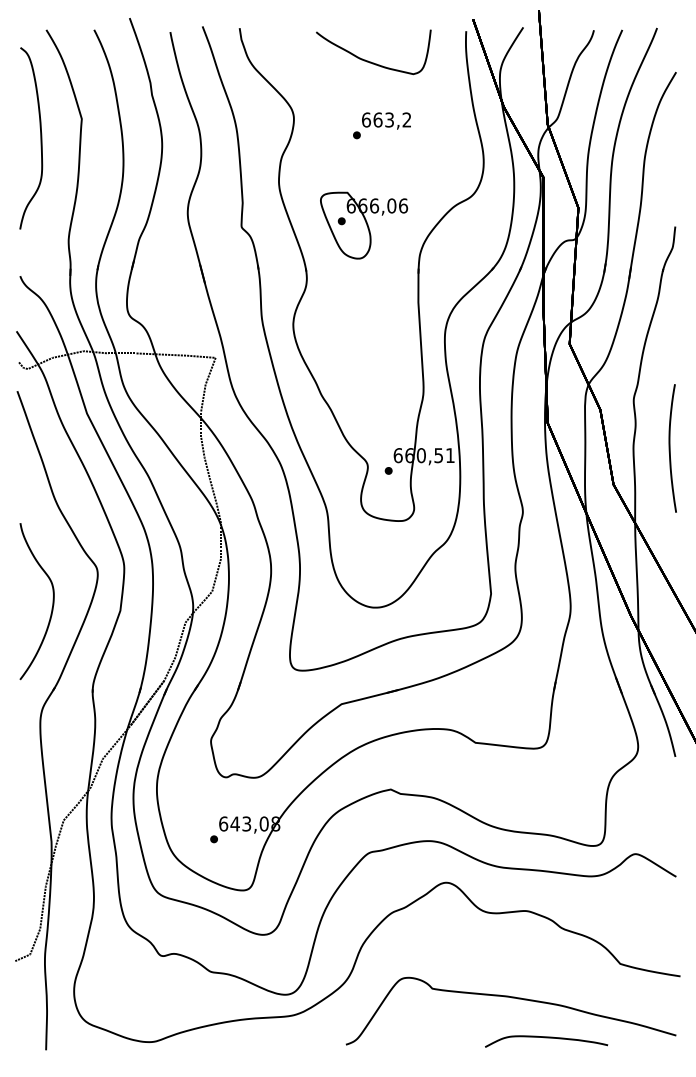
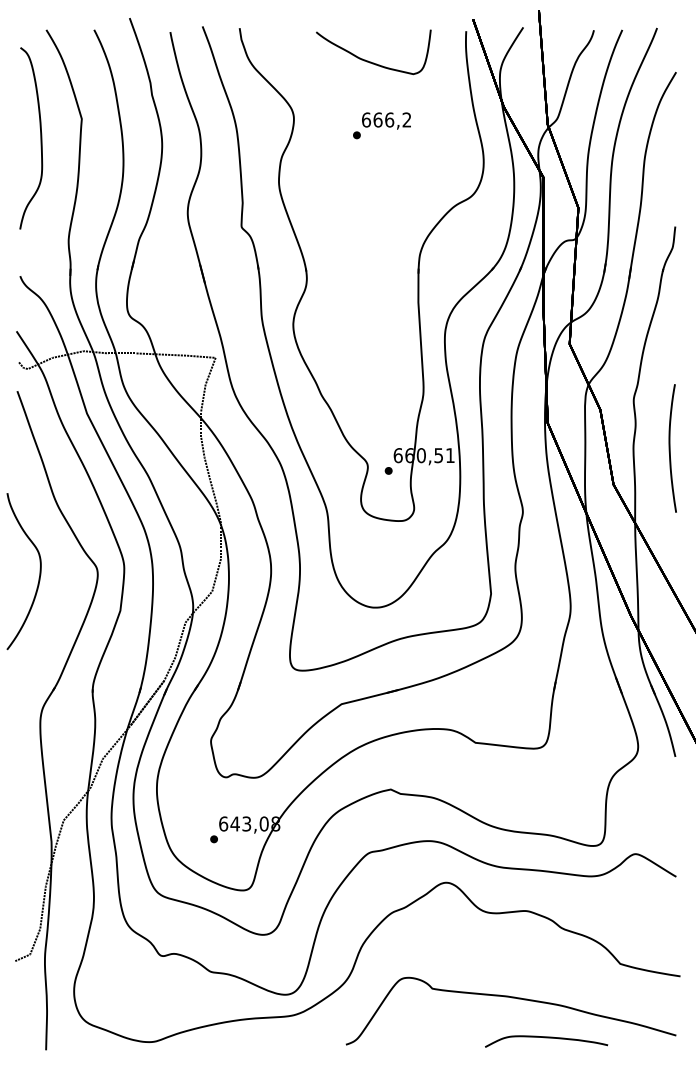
text: 663,2 -> 666,2 (389, 119)
part: present -> none (364, 225)
part position: (52, 601) -> (39, 571) (39, 571)
